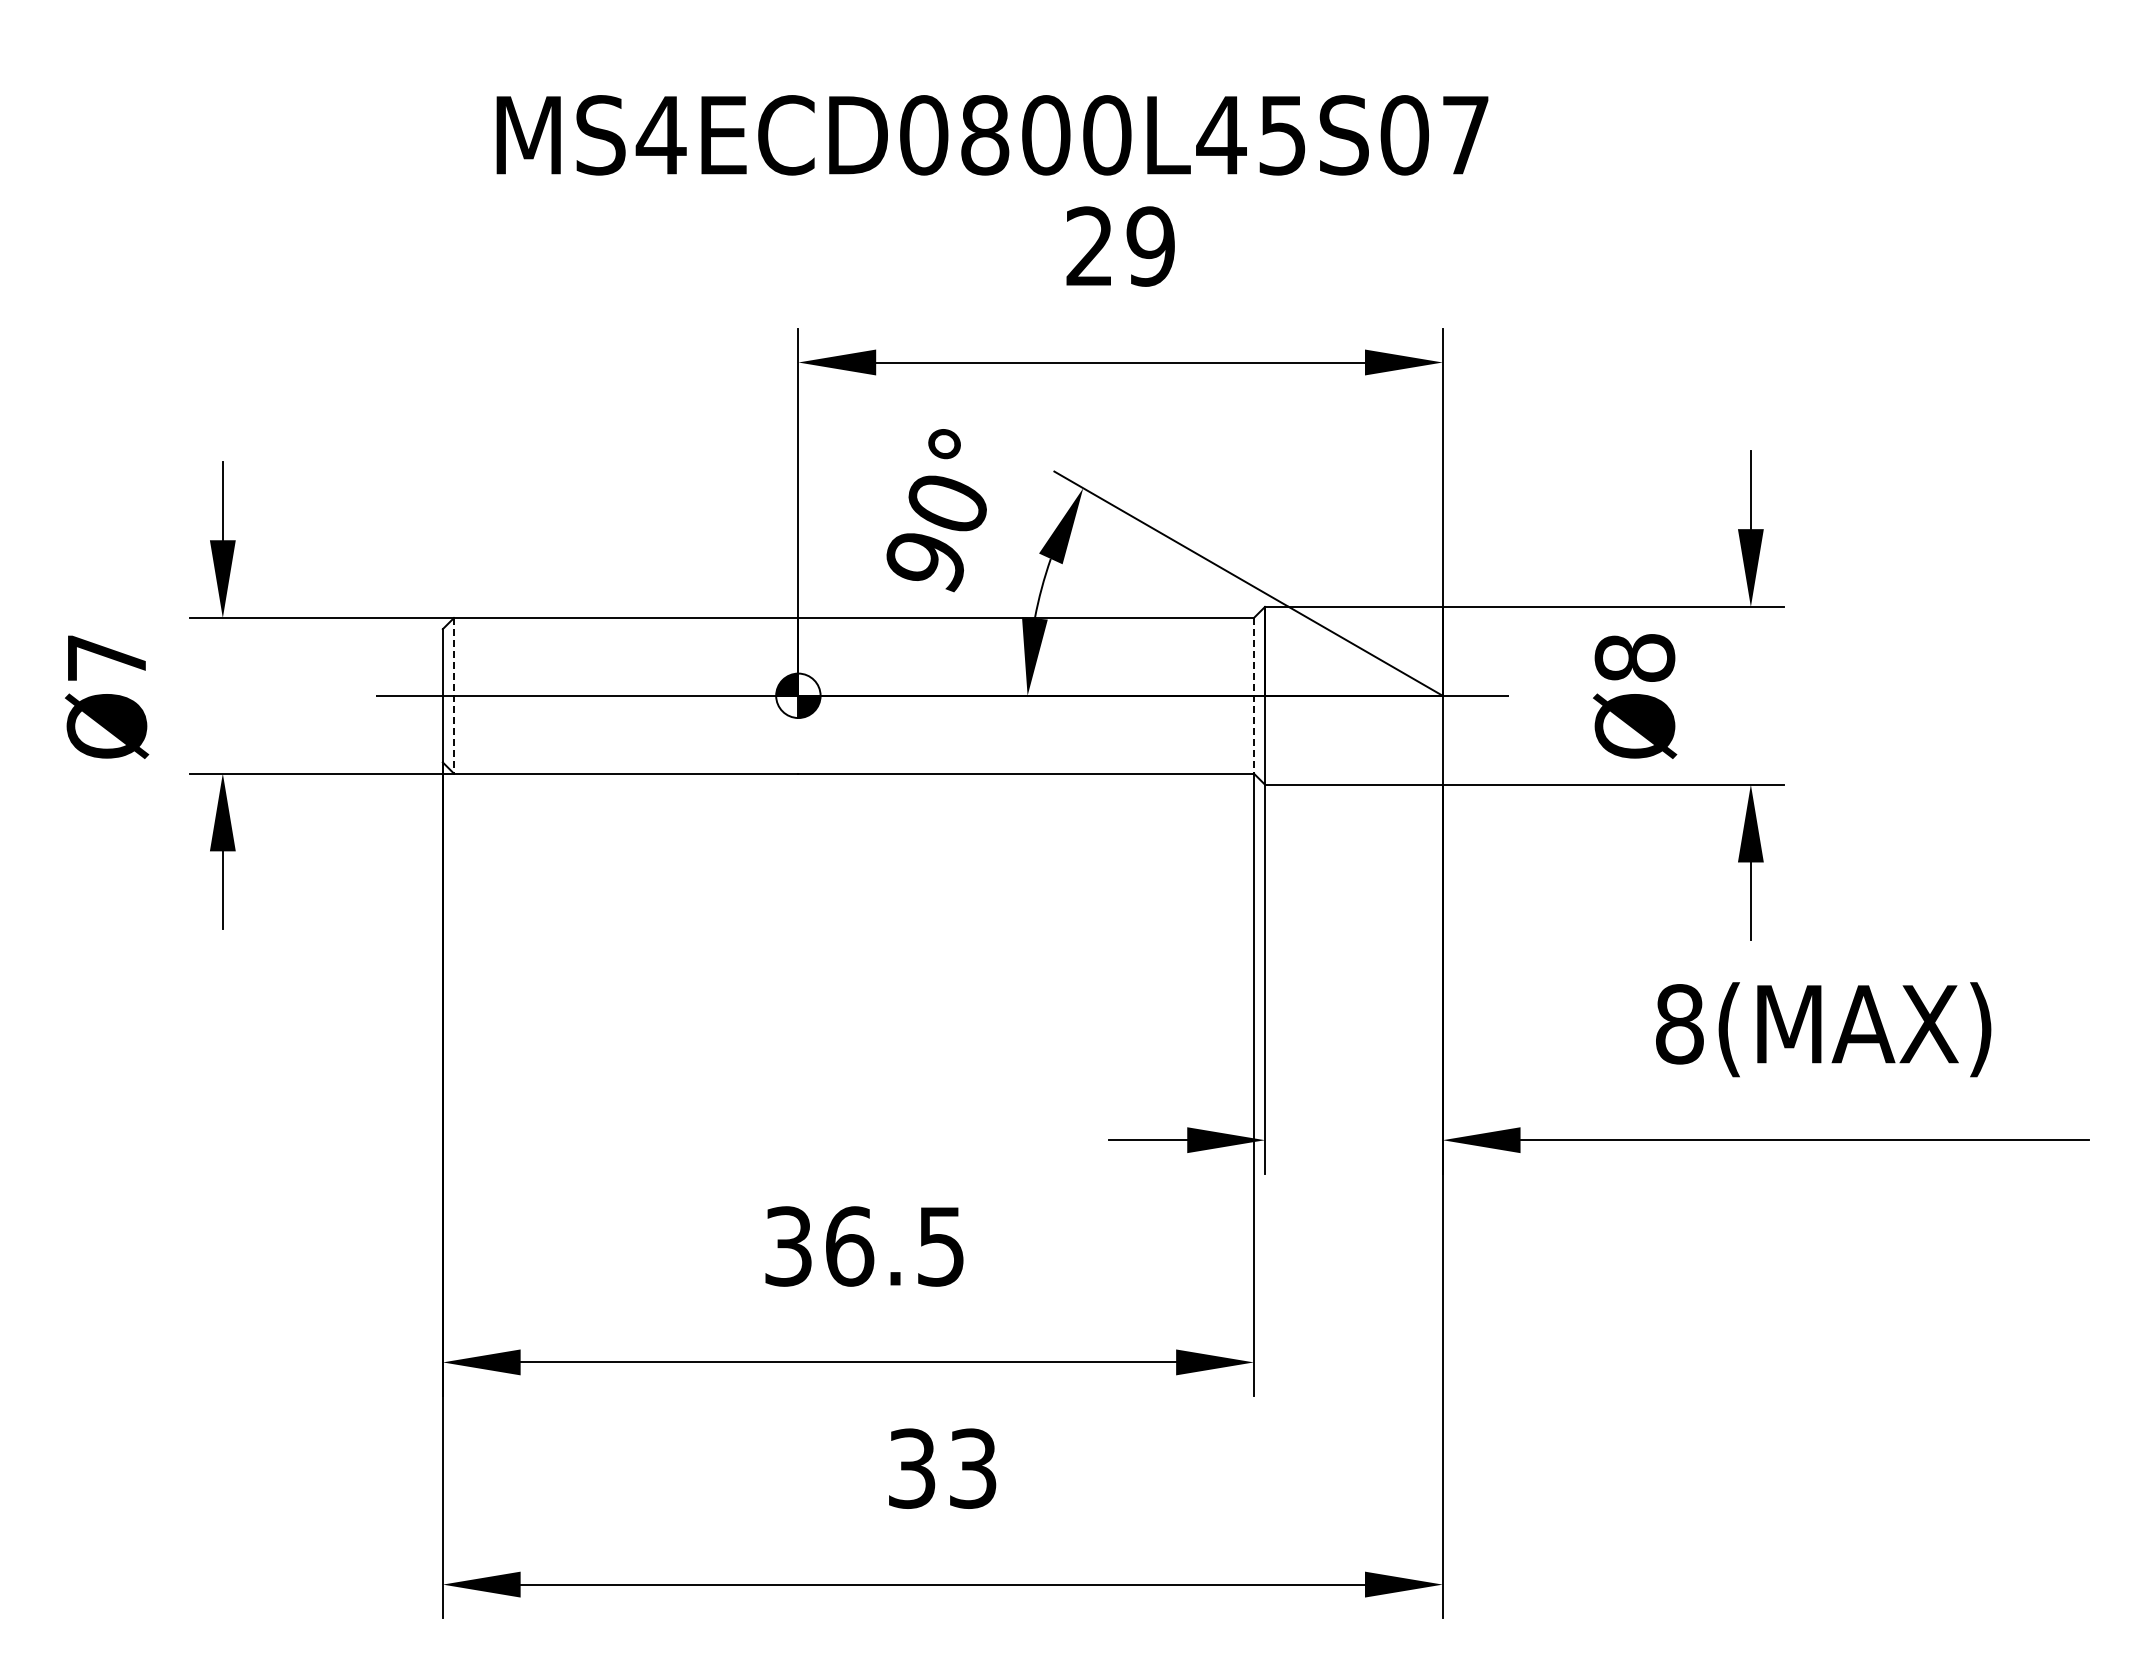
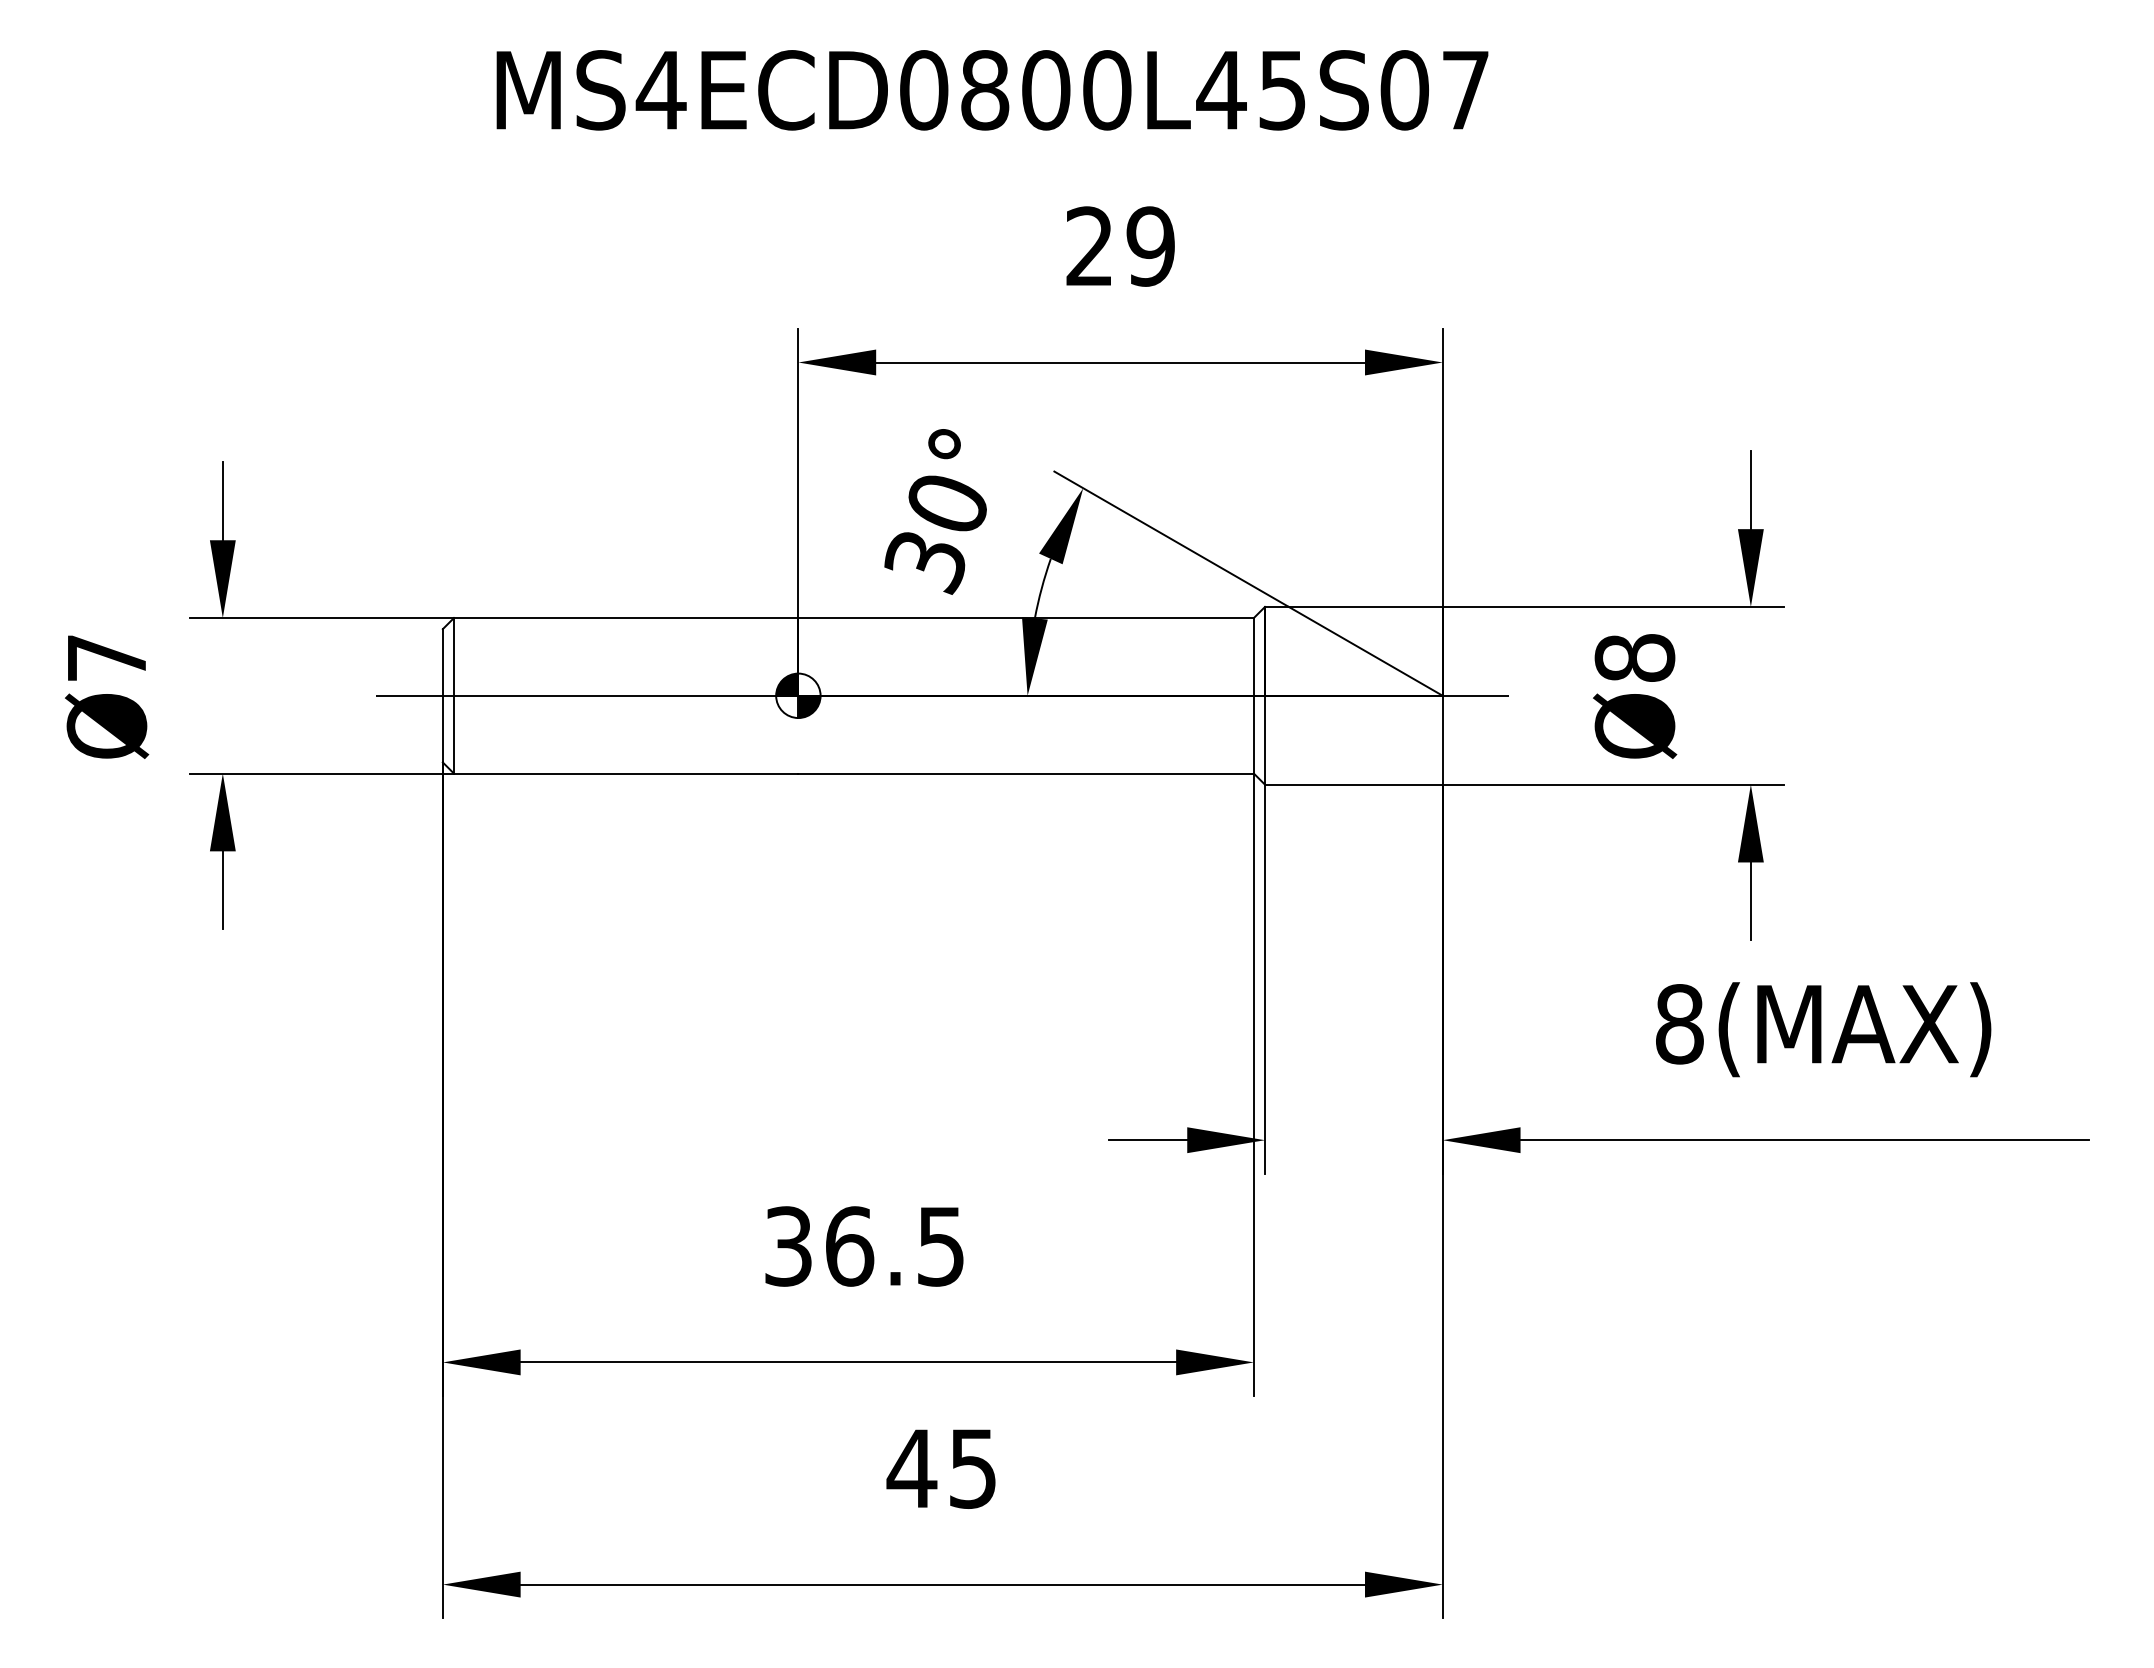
text position: (992, 135) -> (992, 90) (992, 90)
text: 90° -> 30° (924, 563)
line: dashed -> solid (453, 695)
line: dashed -> solid (1253, 695)
text: 33 -> 45 (941, 1468)
